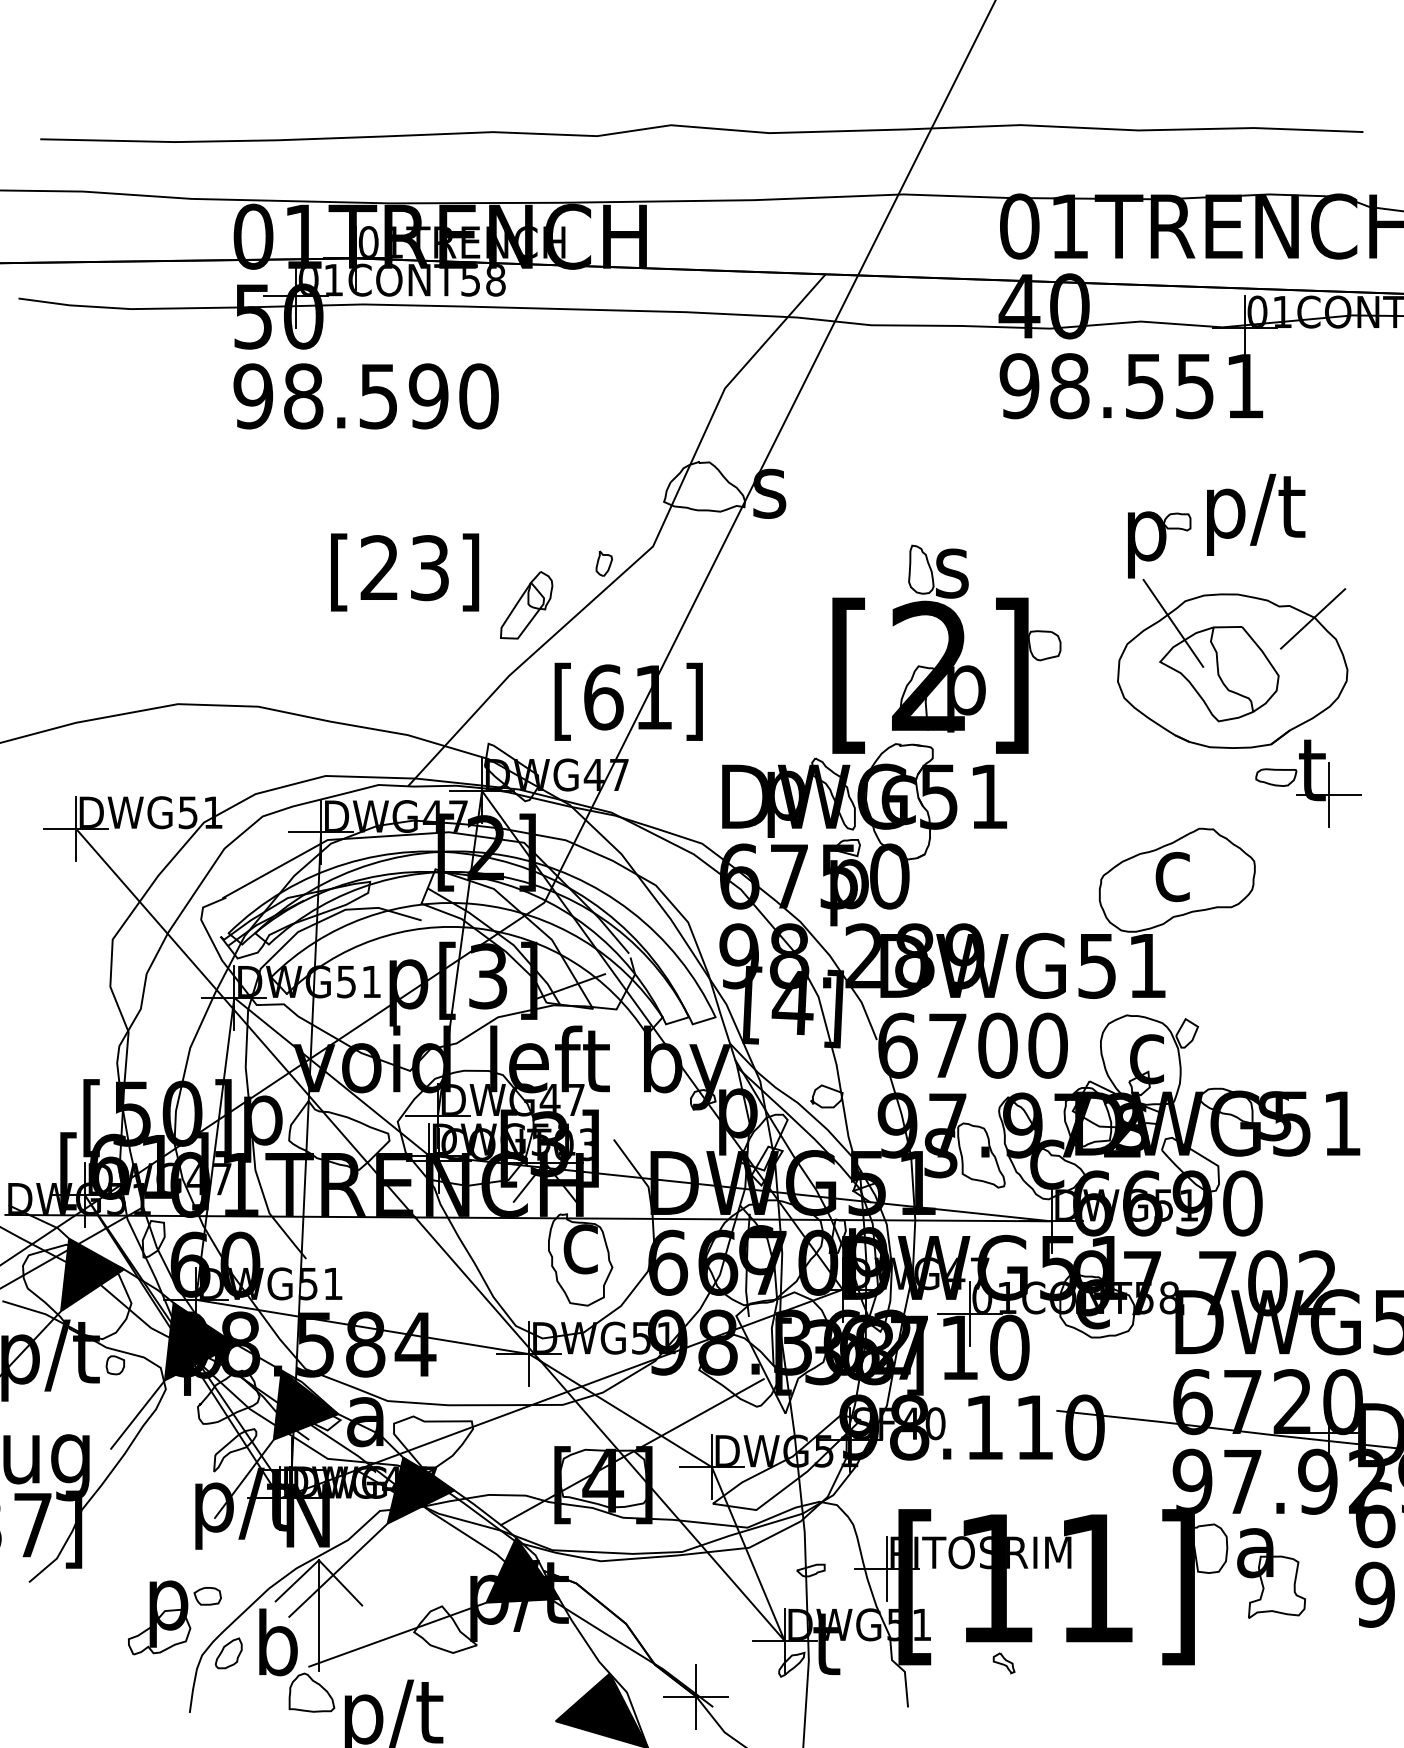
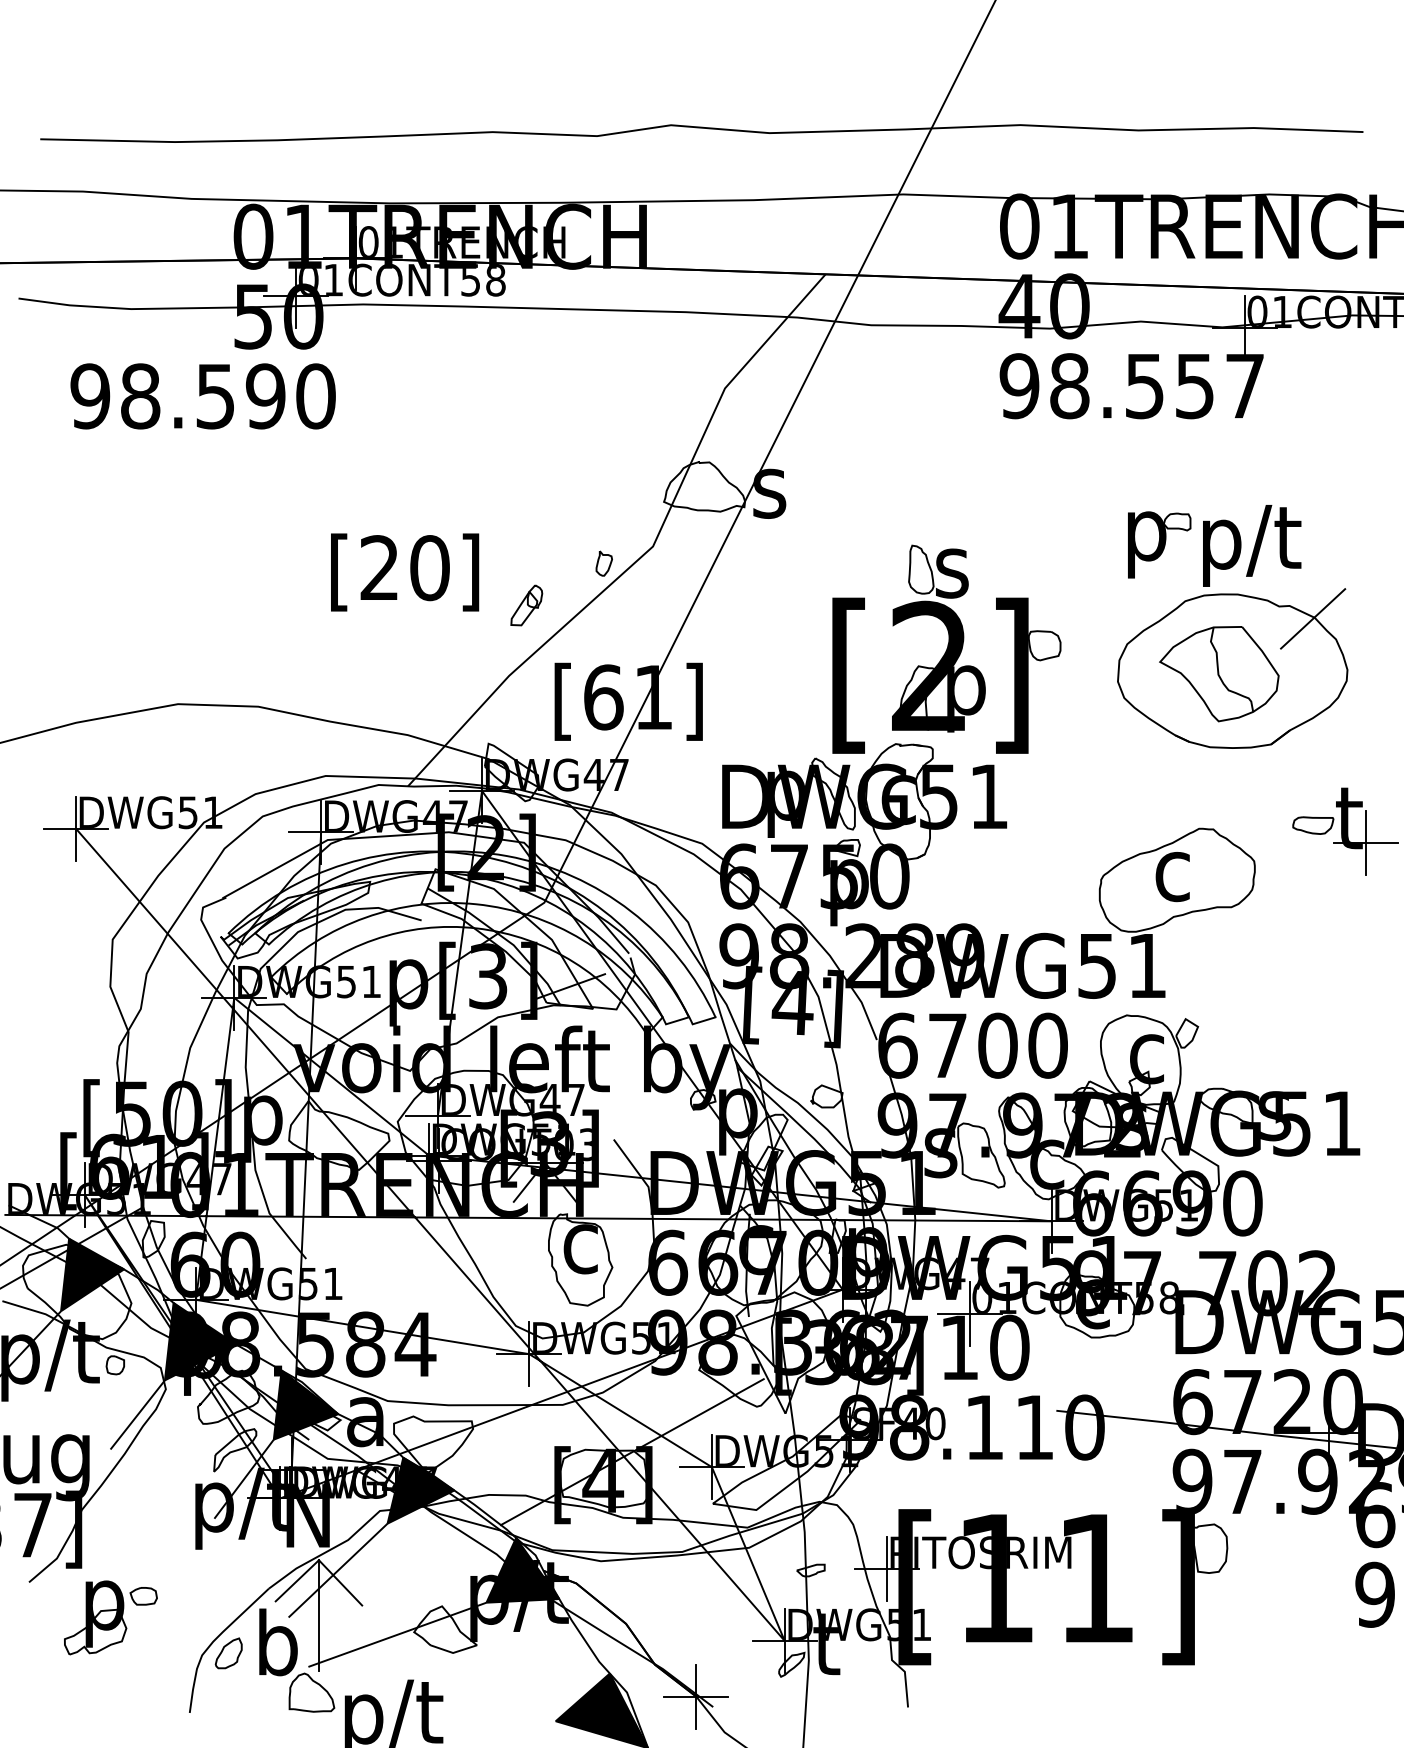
text: 98.551 -> 98.557 (1244, 386)
text position: (365, 396) -> (202, 396) (202, 396)
text position: (1256, 514) -> (1252, 545) (1252, 545)
text: [23] -> [20] (429, 568)
part size: 54x69 px -> 34x43 px (526, 605)
line: present -> none (1173, 622)
part position: (1308, 783) -> (1345, 831) (1345, 831)
part: present -> none (1271, 1573)
part position: (174, 1617) -> (110, 1617) (110, 1617)
part: present -> none (1003, 1663)
